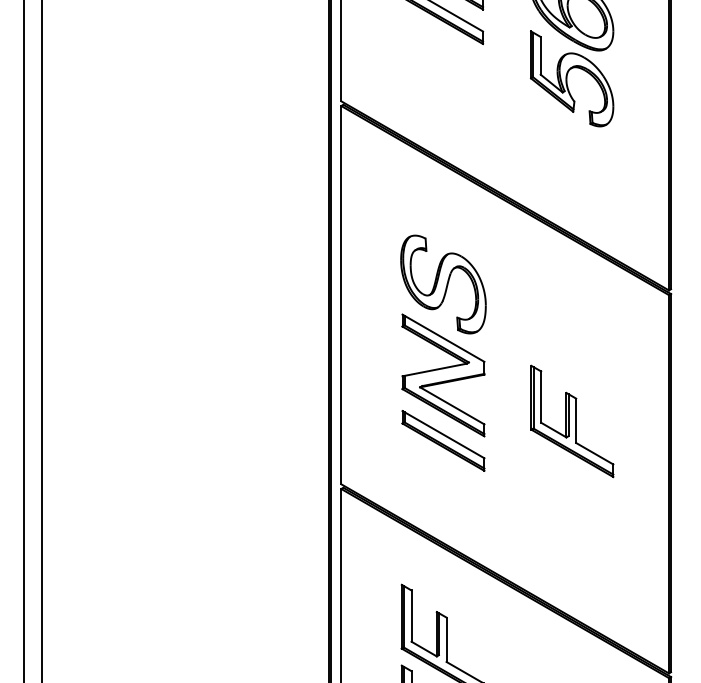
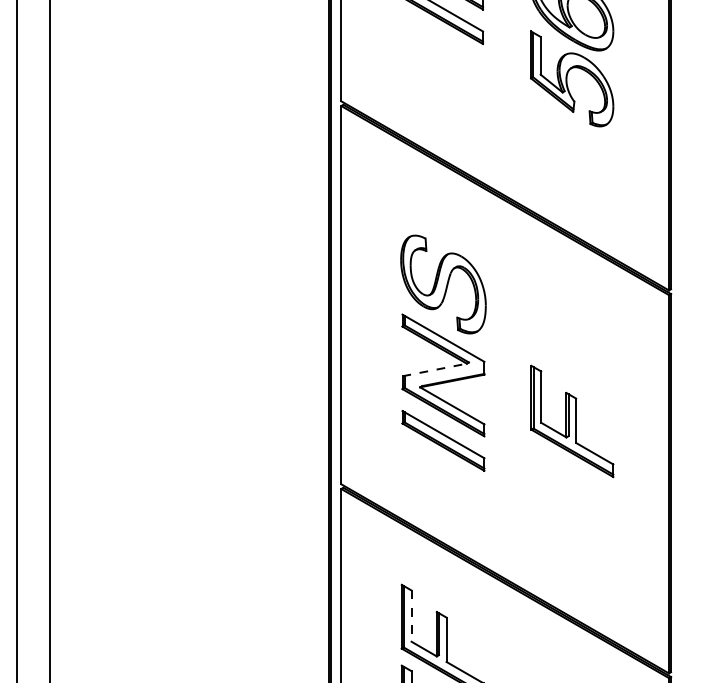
line position: (24, 340) -> (17, 340) (17, 340)
line position: (42, 340) -> (50, 340) (50, 340)
line: solid -> dashed (434, 369)
line: solid -> dashed (411, 616)
